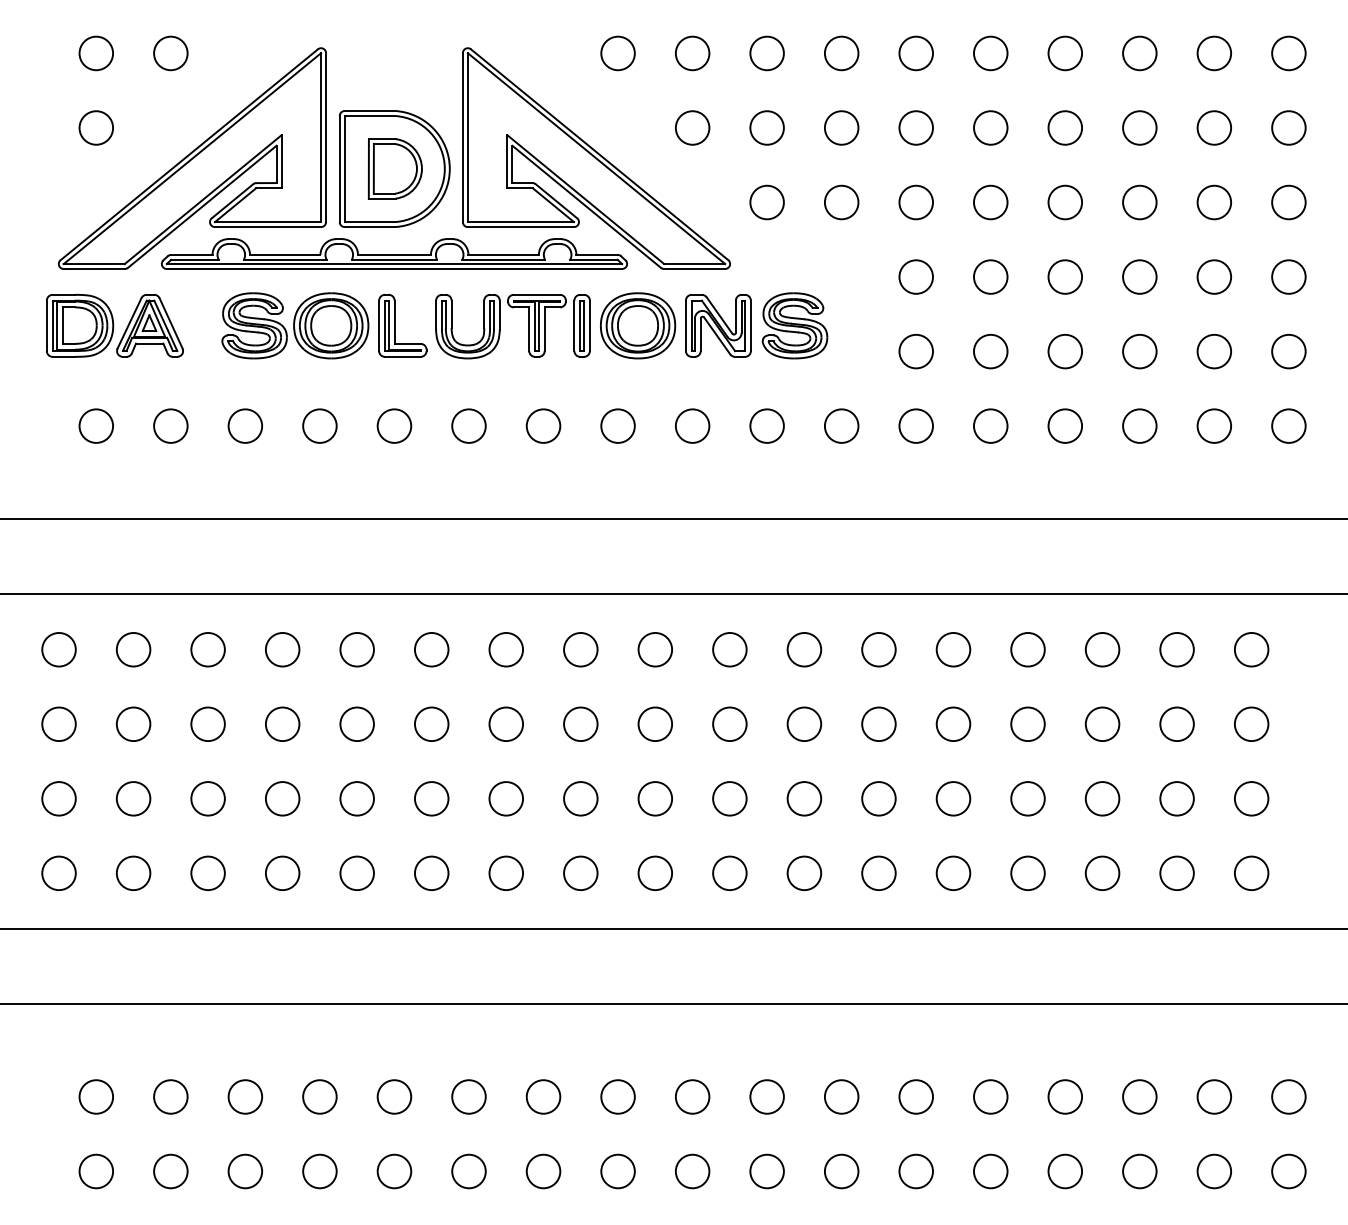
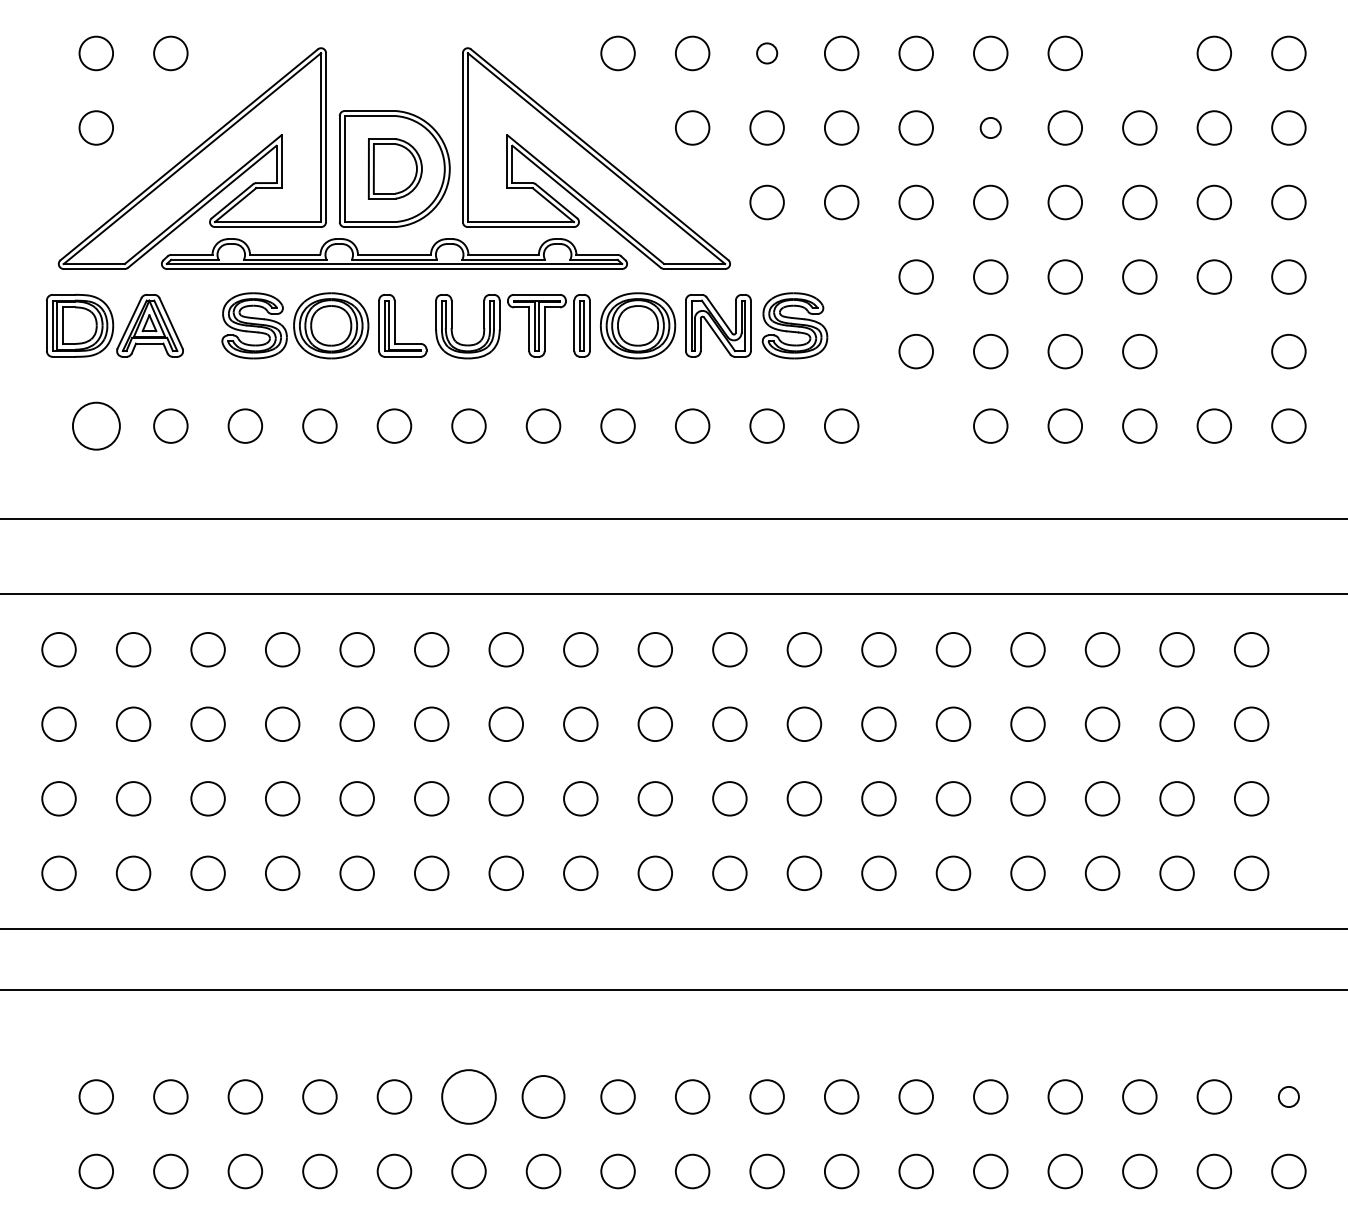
circle diameter: 34 px -> 20 px (767, 53)
circle: present -> none (1139, 53)
circle diameter: 34 px -> 20 px (990, 127)
circle: present -> none (1213, 351)
circle size: 36x36 px -> 49x50 px (96, 425)
circle: present -> none (915, 425)
line position: (673, 1003) -> (673, 989) (673, 989)
circle diameter: 34 px -> 54 px (468, 1096)
circle size: 37x36 px -> 45x44 px (543, 1096)
circle diameter: 34 px -> 20 px (1288, 1096)
